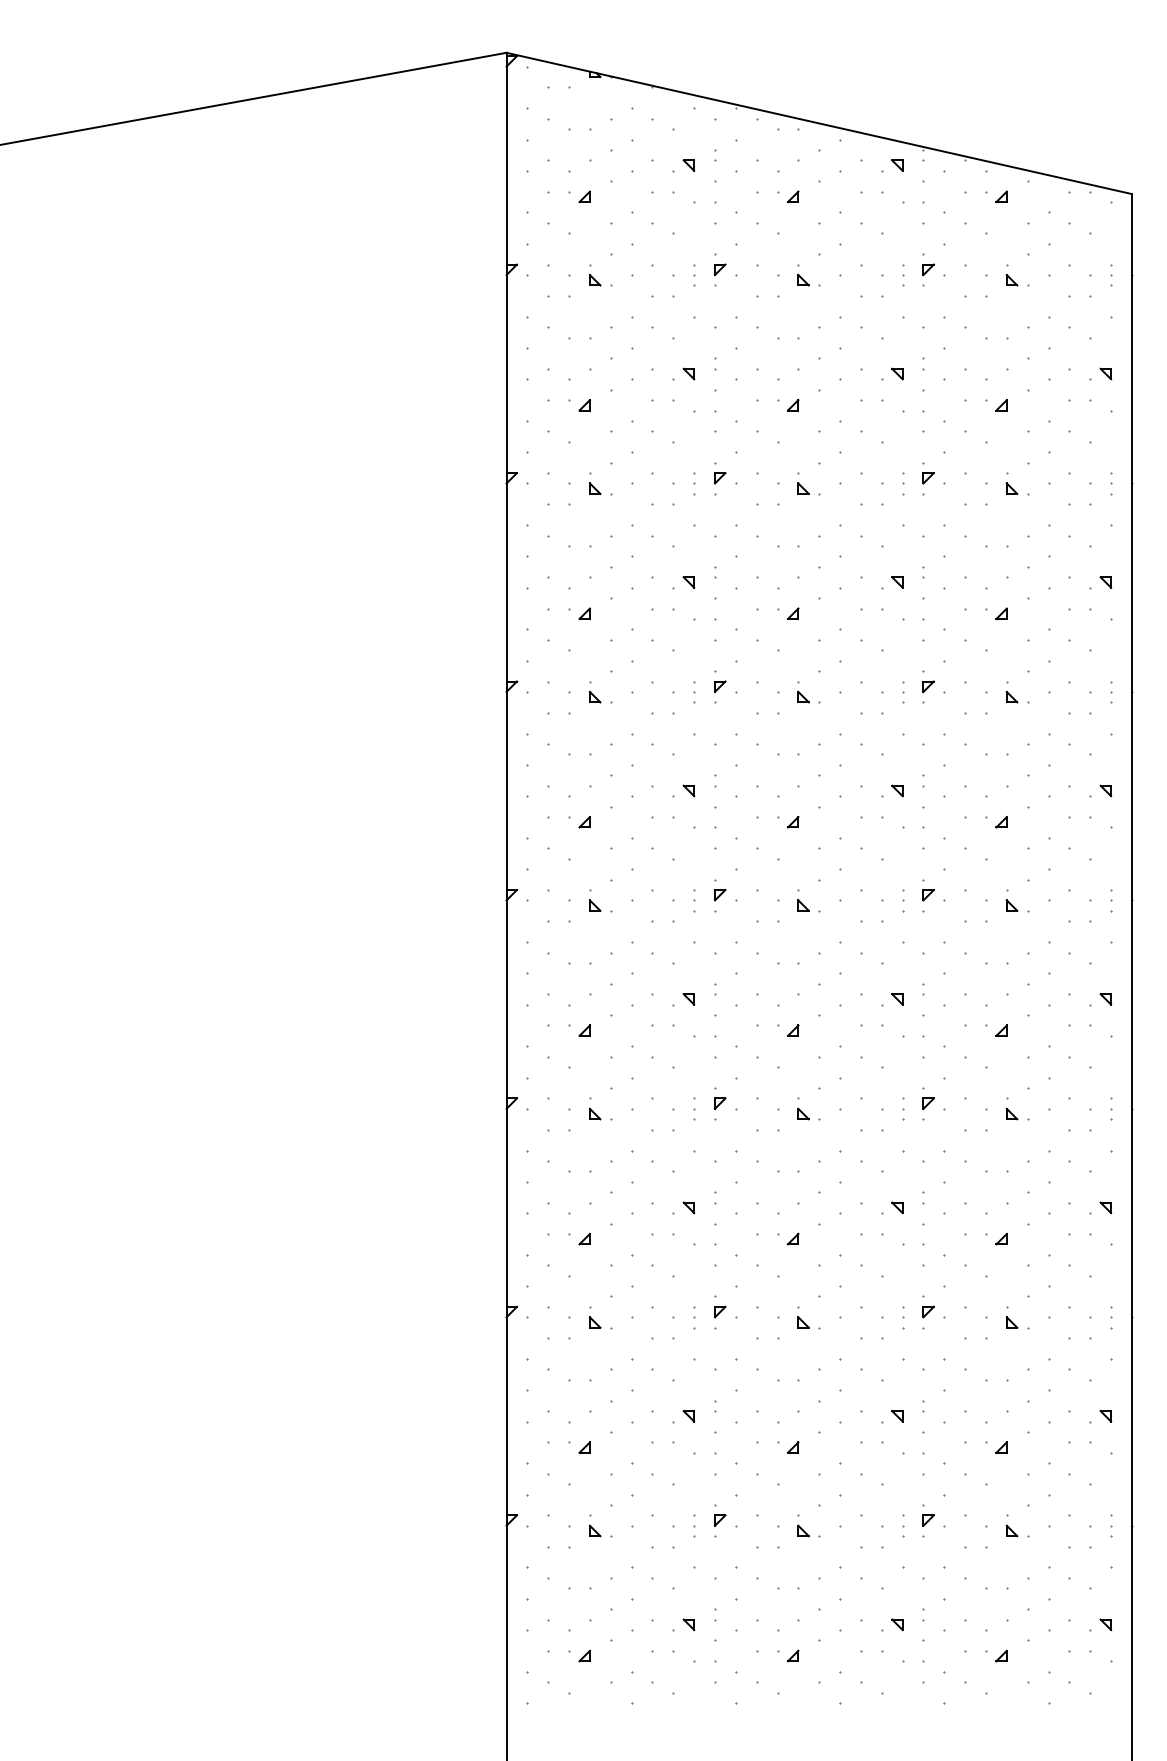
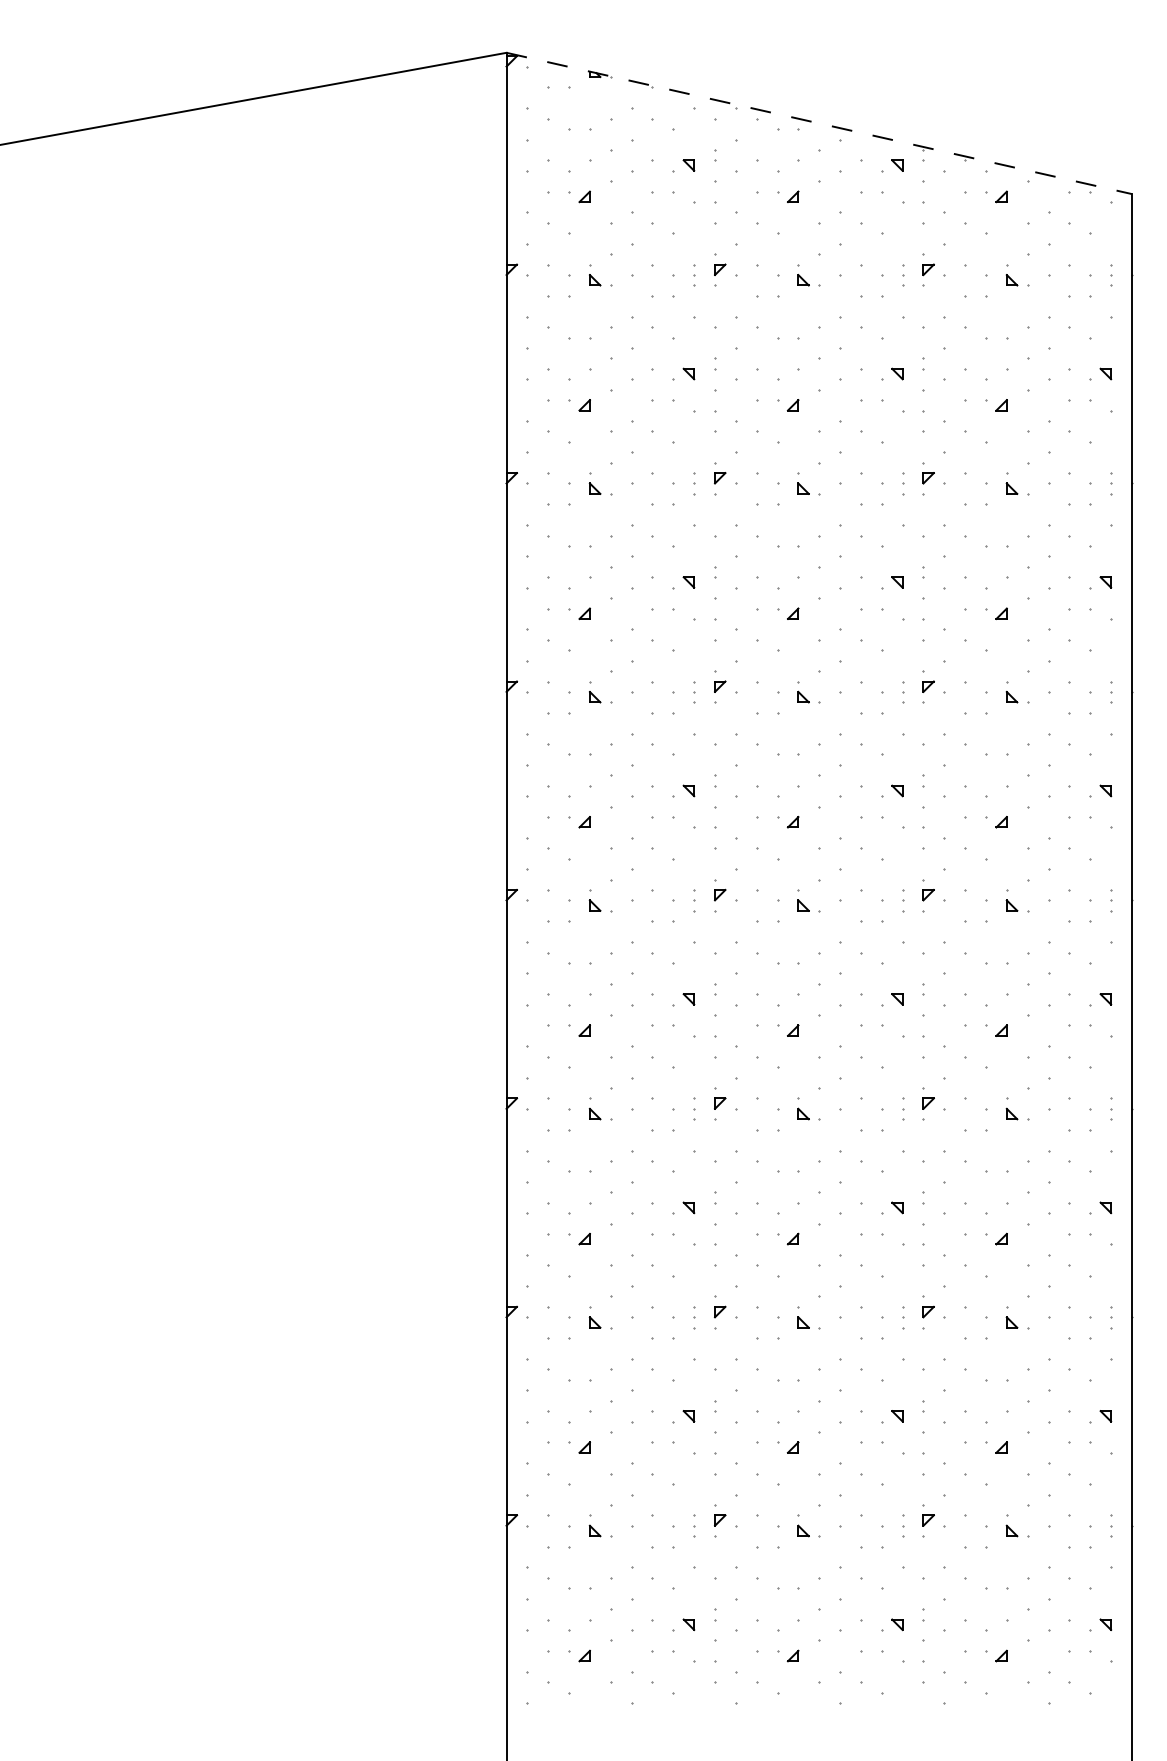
line: solid -> dashed (819, 123)
